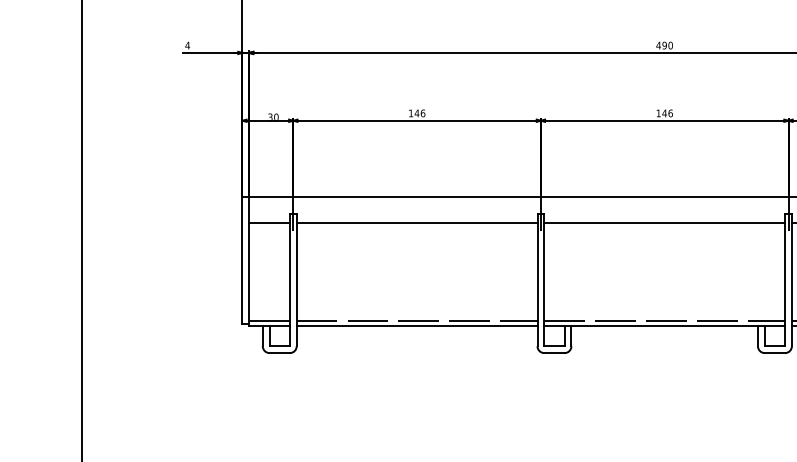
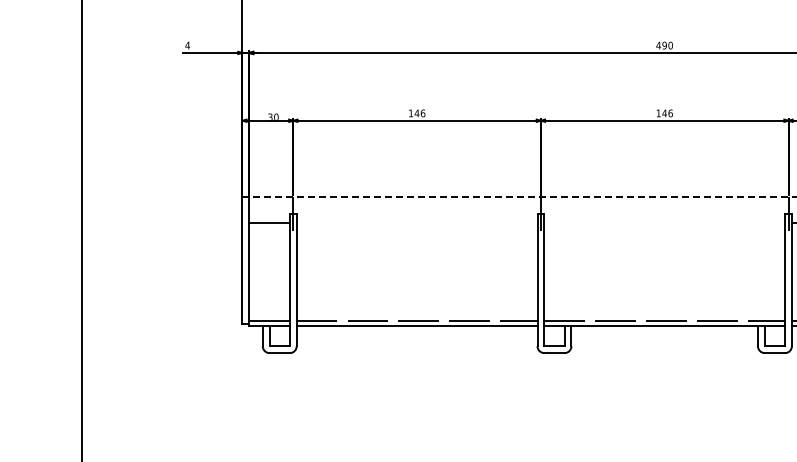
line: solid -> dashed (519, 197)
line: present -> none (416, 222)
line: present -> none (664, 222)
